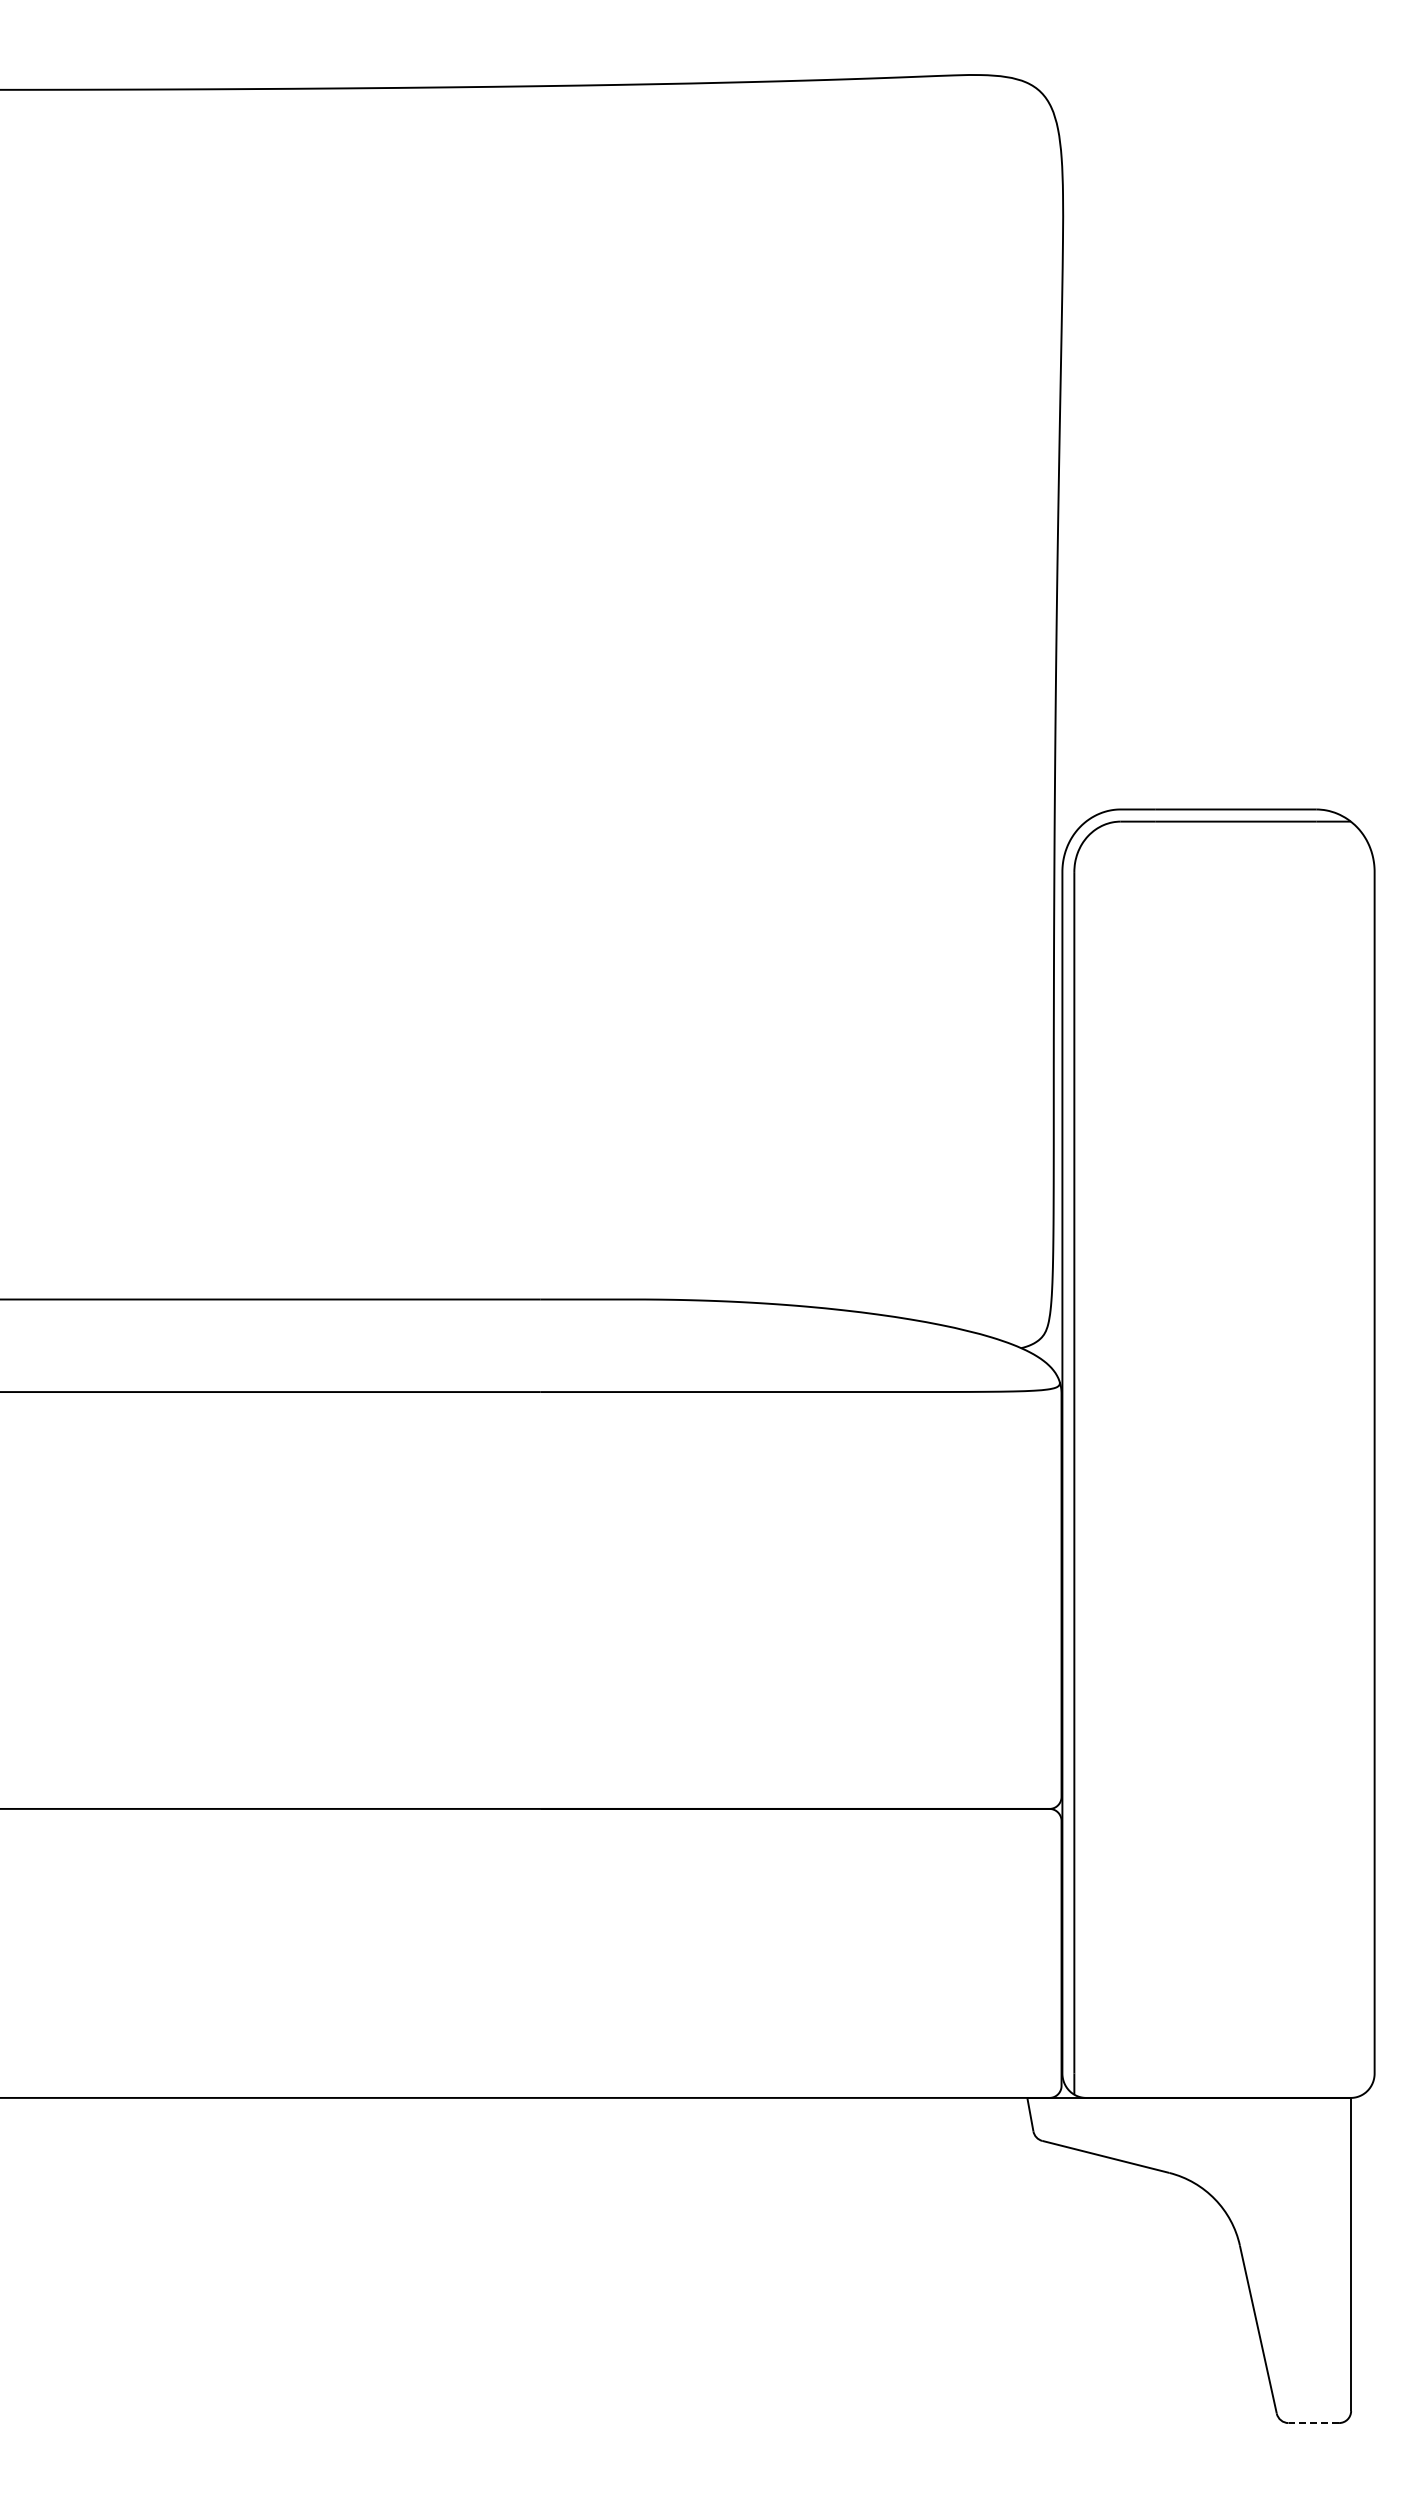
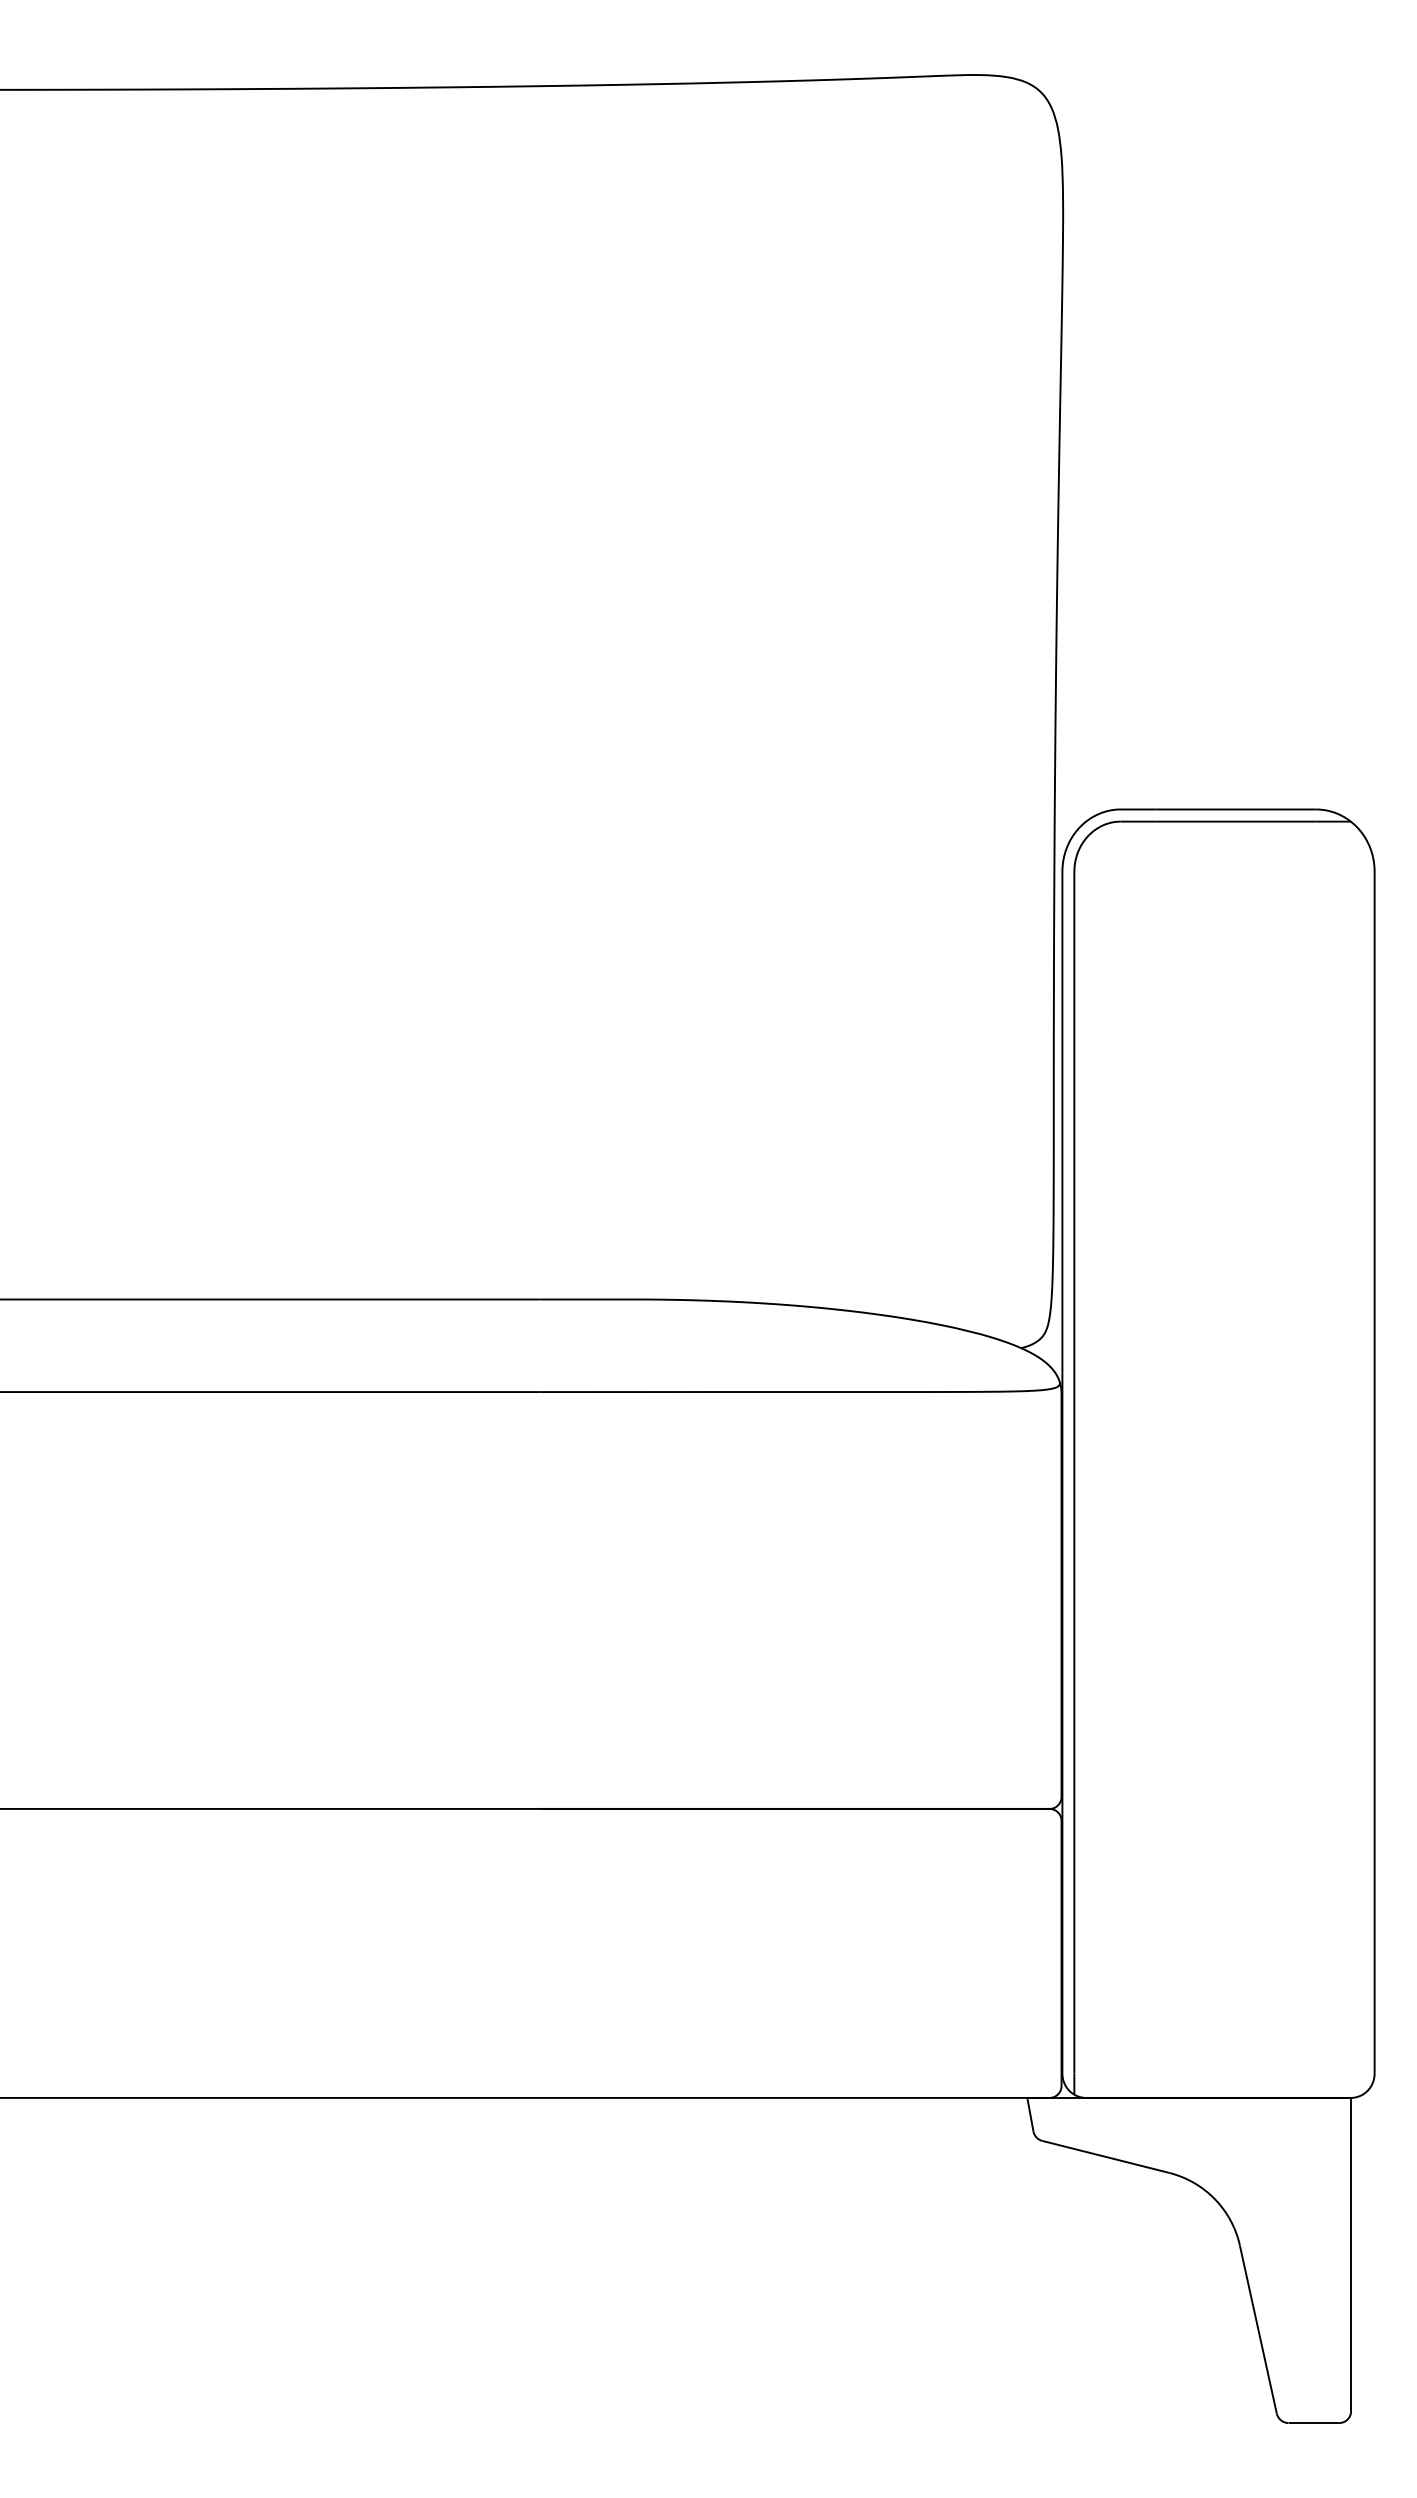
line: dashed -> solid (1313, 2423)
